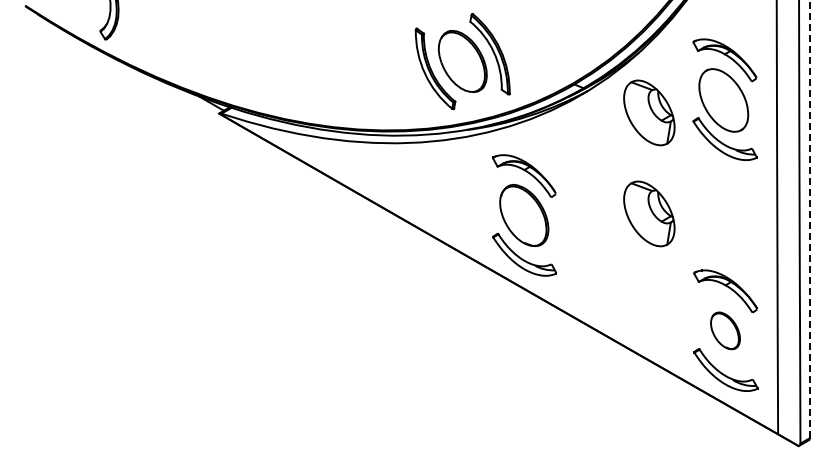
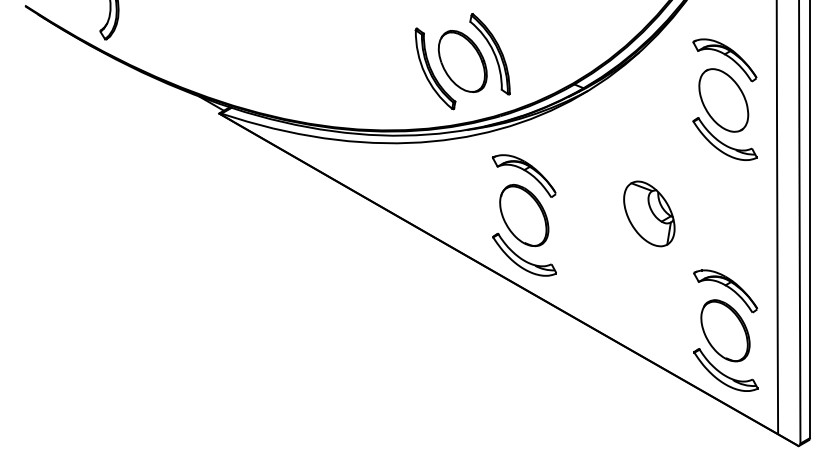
part: present -> none (649, 112)
line: dashed -> solid (809, 219)
part size: 31x40 px -> 51x64 px (725, 330)
